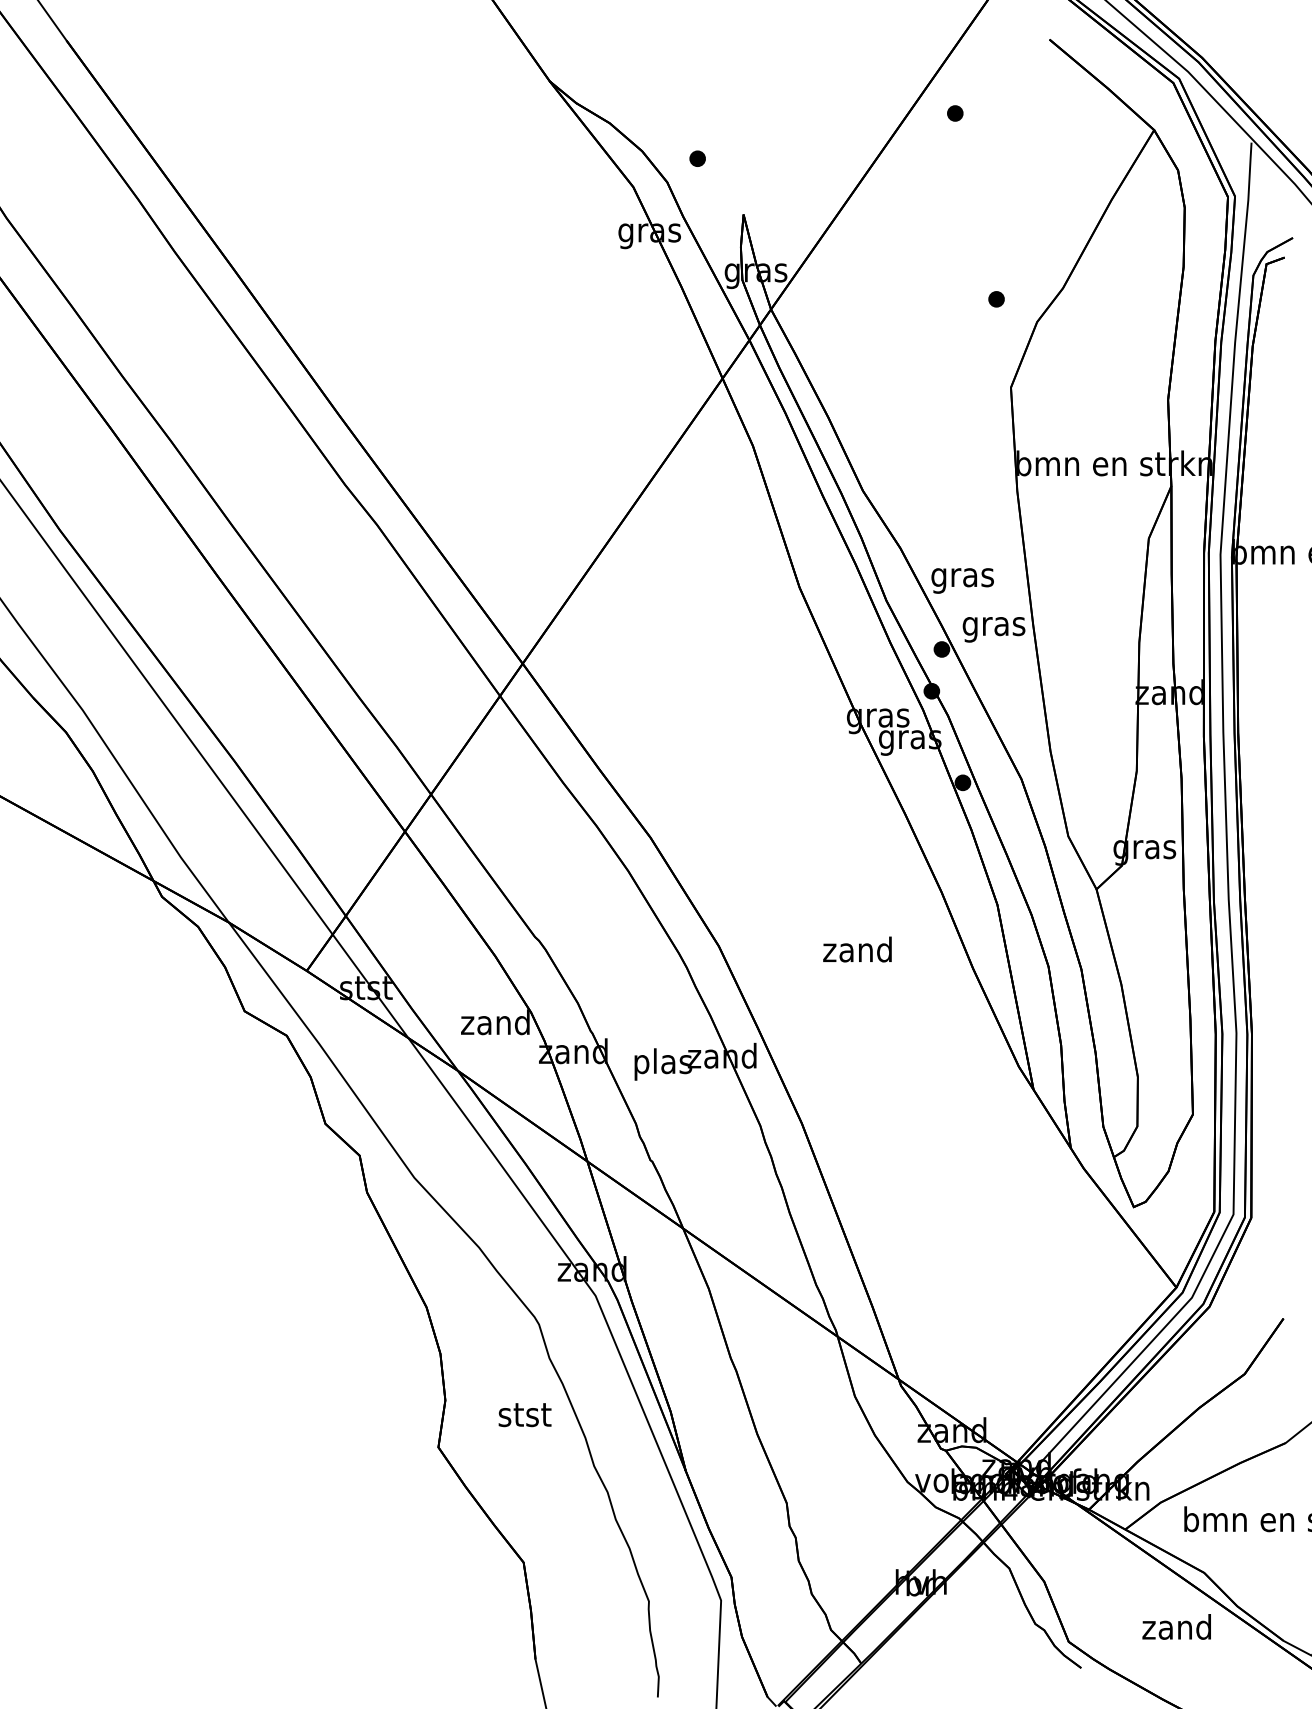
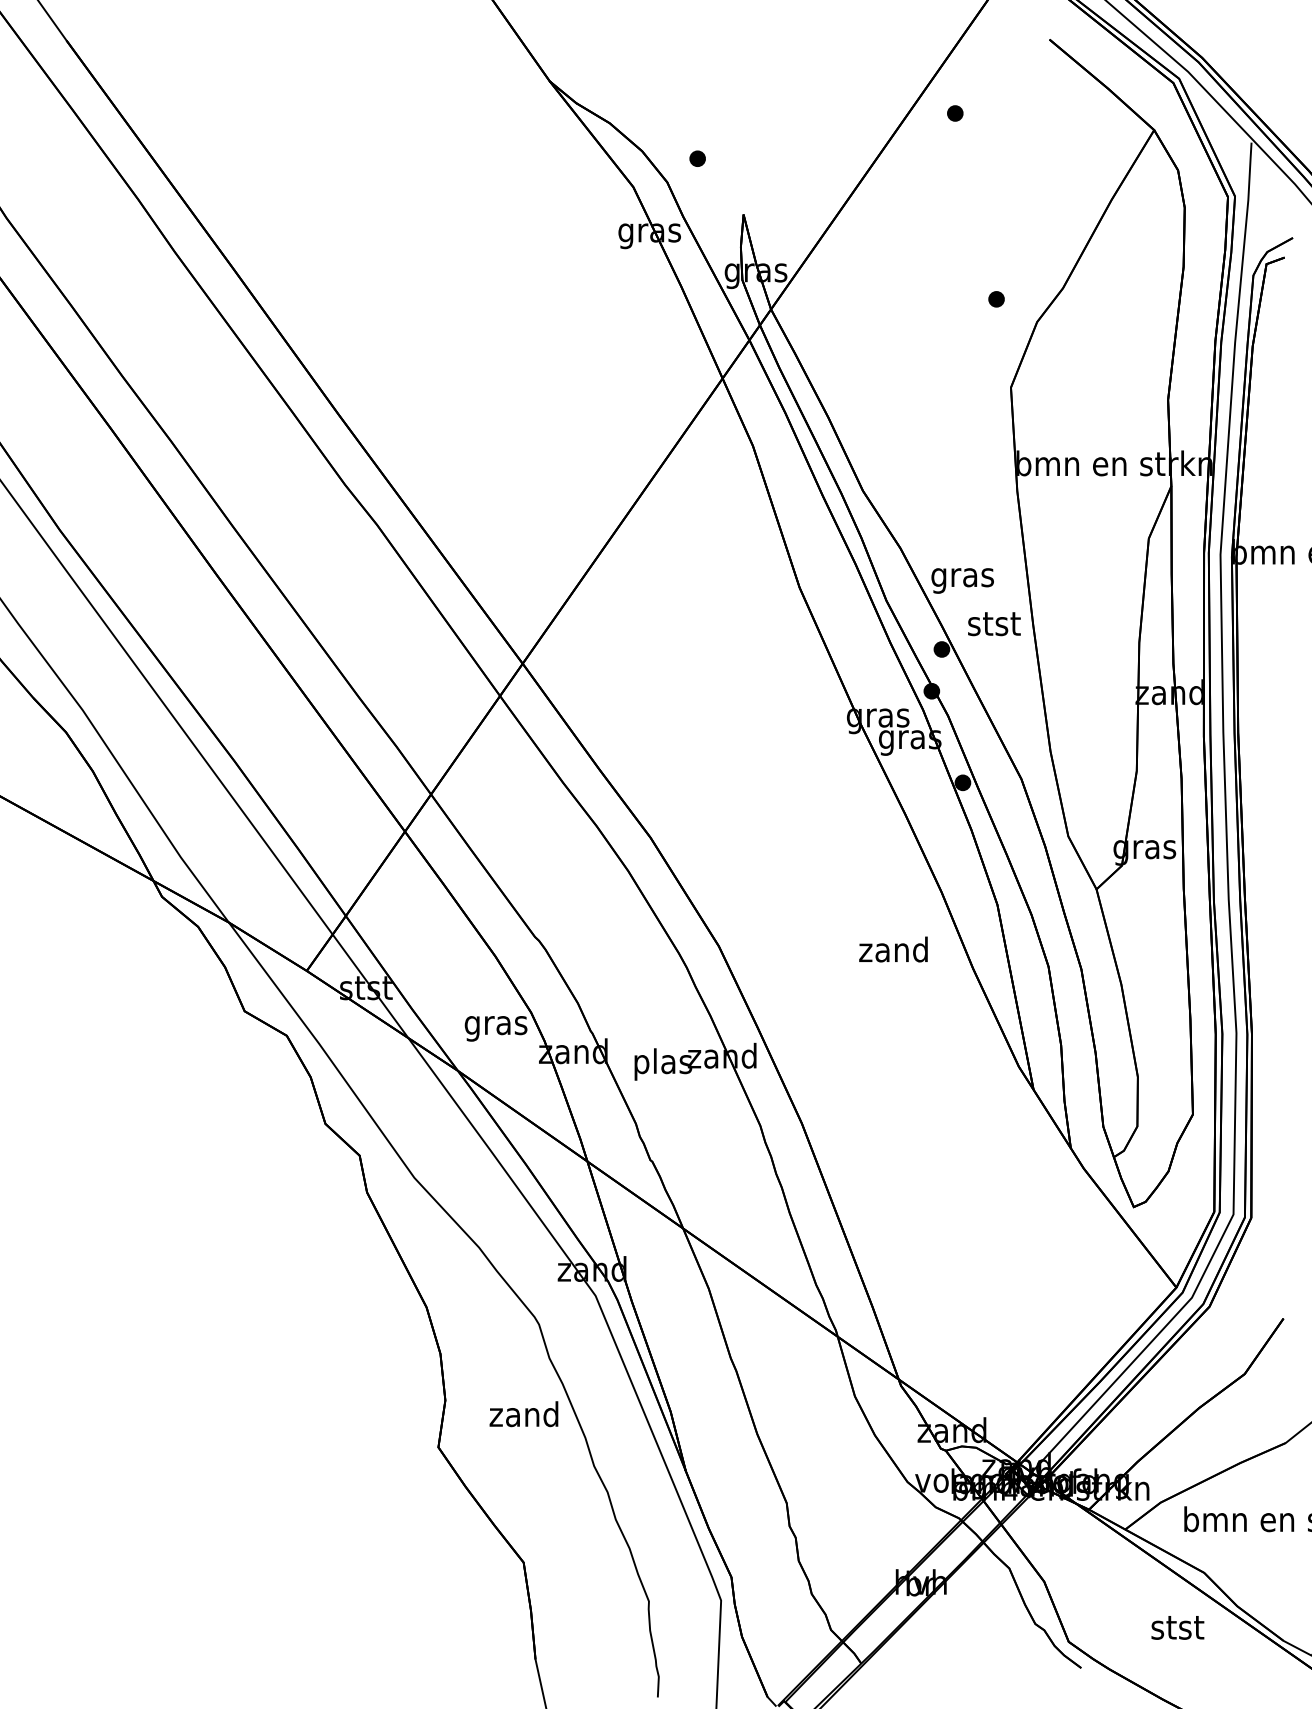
text: gras -> stst (993, 627)
text position: (857, 949) -> (893, 949) (893, 949)
text: zand -> gras (495, 1025)
text: stst -> zand (523, 1414)
text: zand -> stst (1176, 1626)
